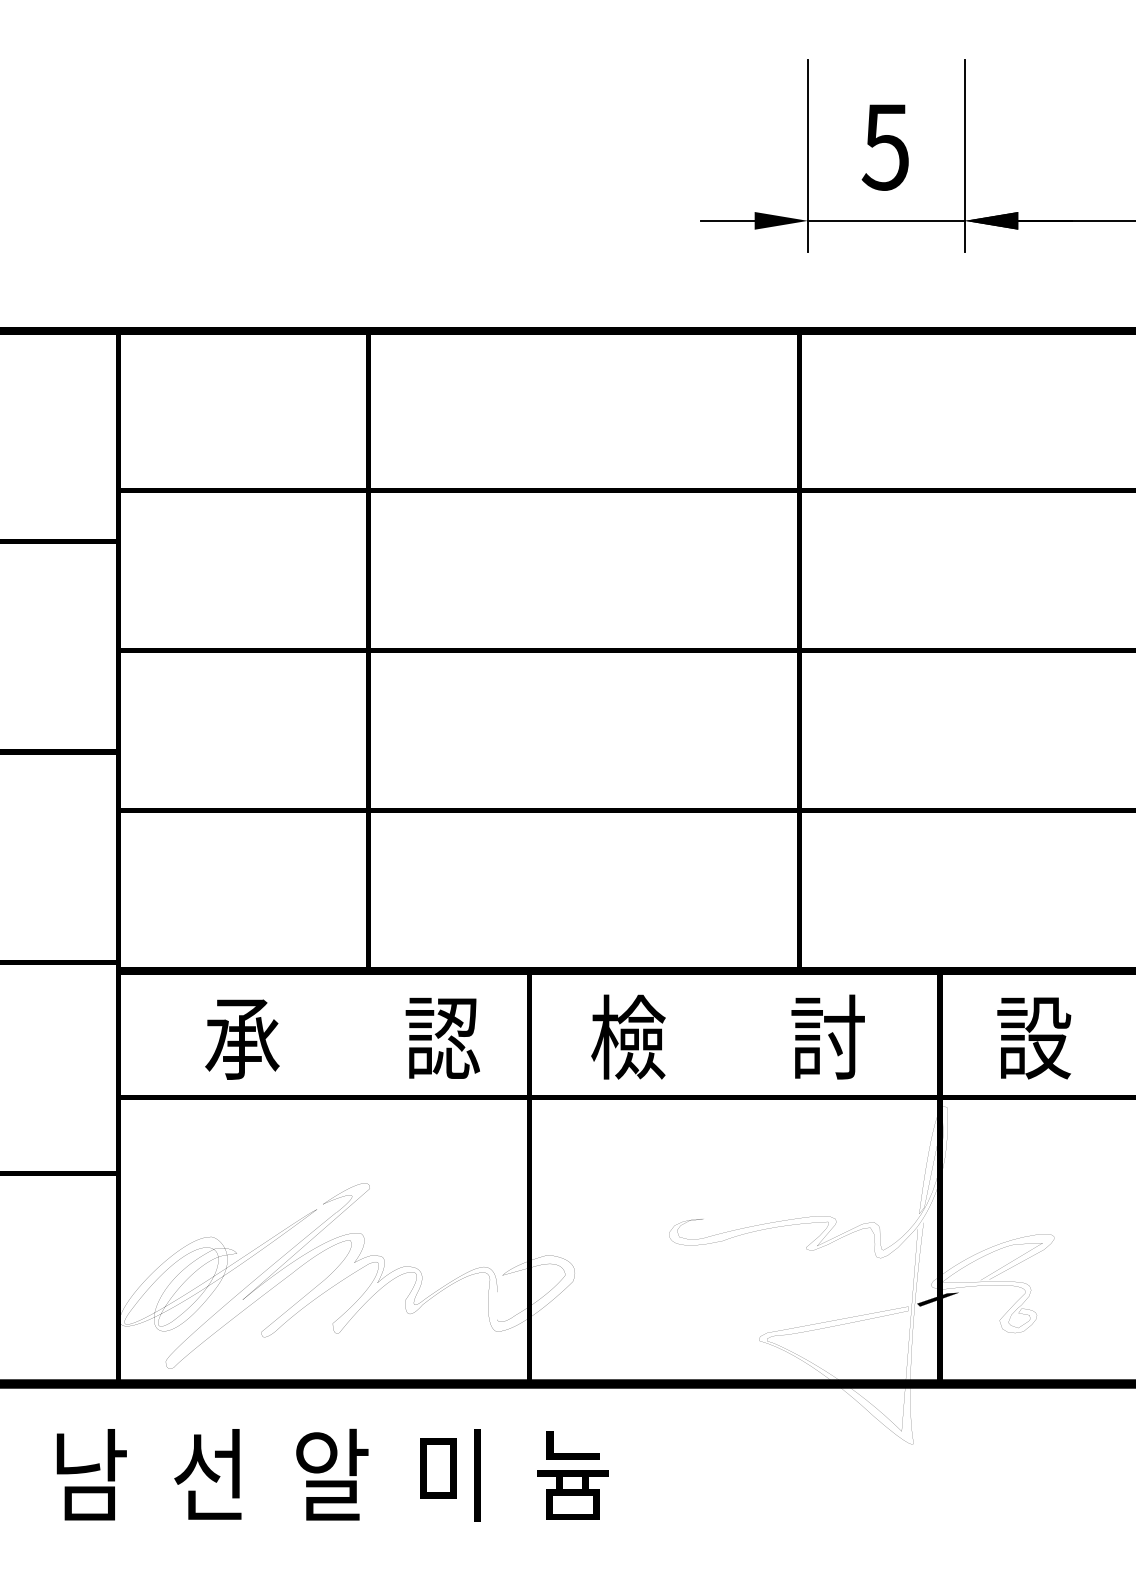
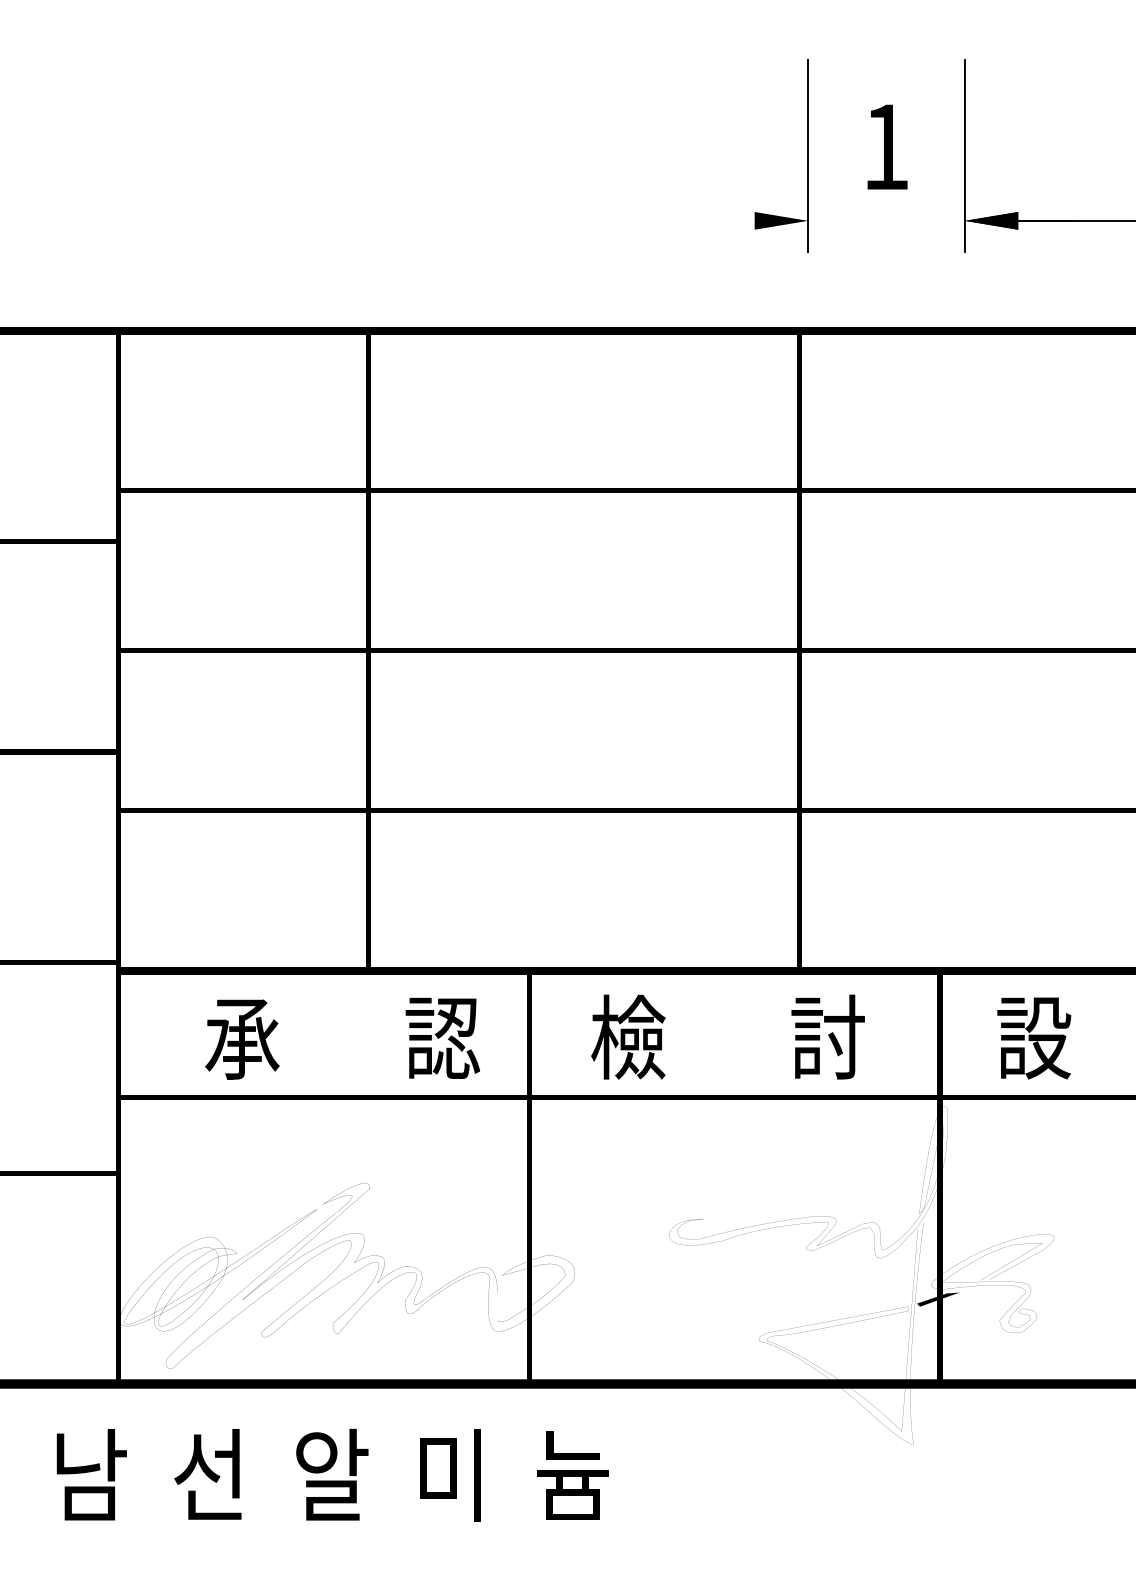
text: 5 -> 1 (884, 147)
line: present -> none (727, 220)
line: present -> none (886, 220)
